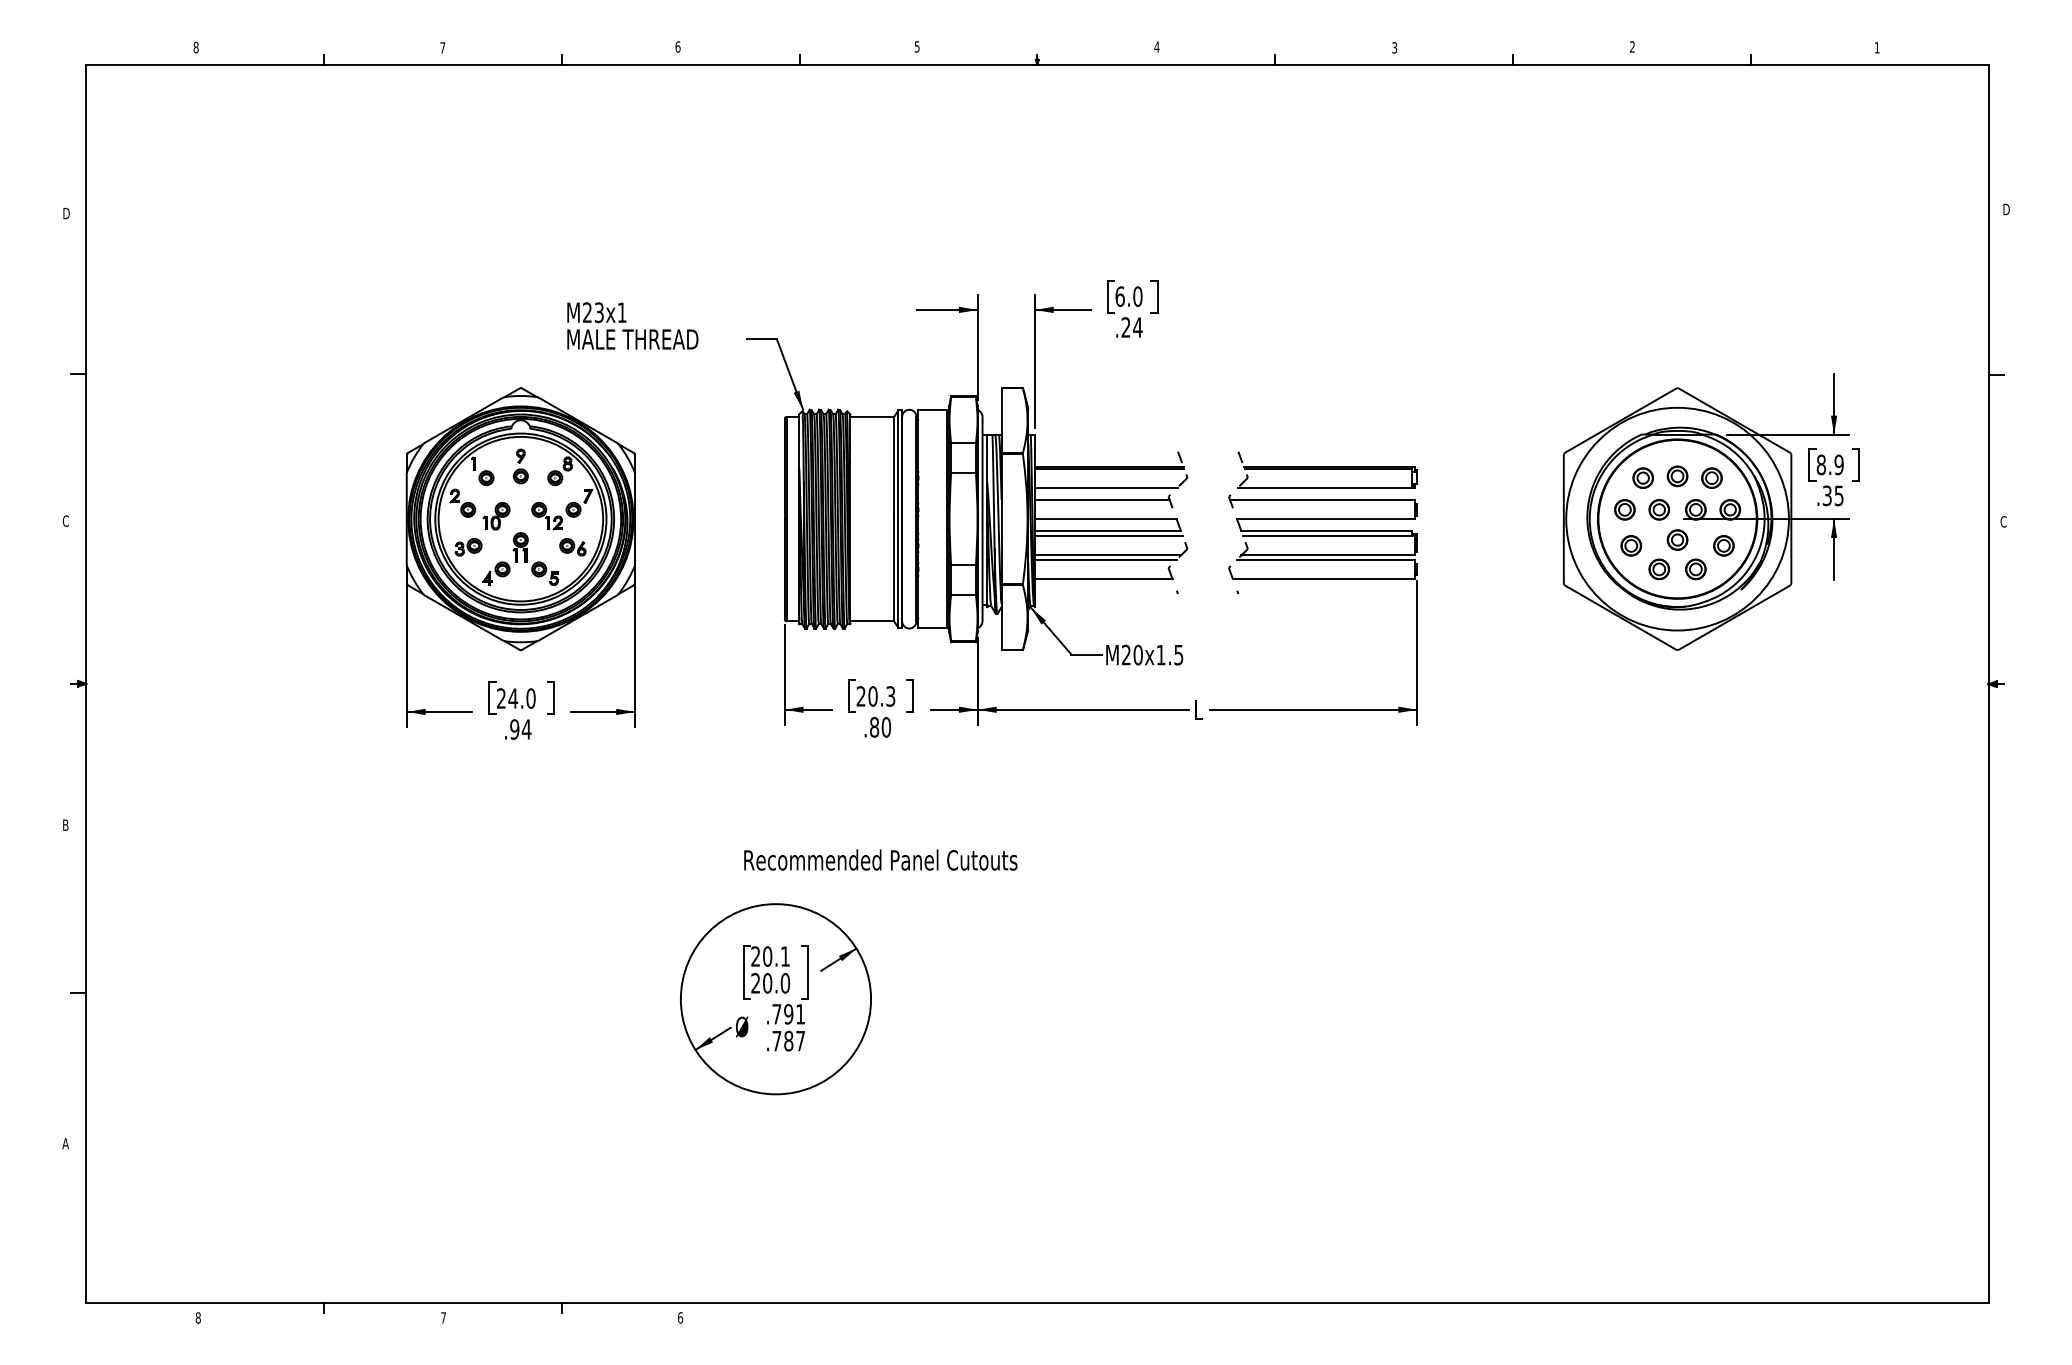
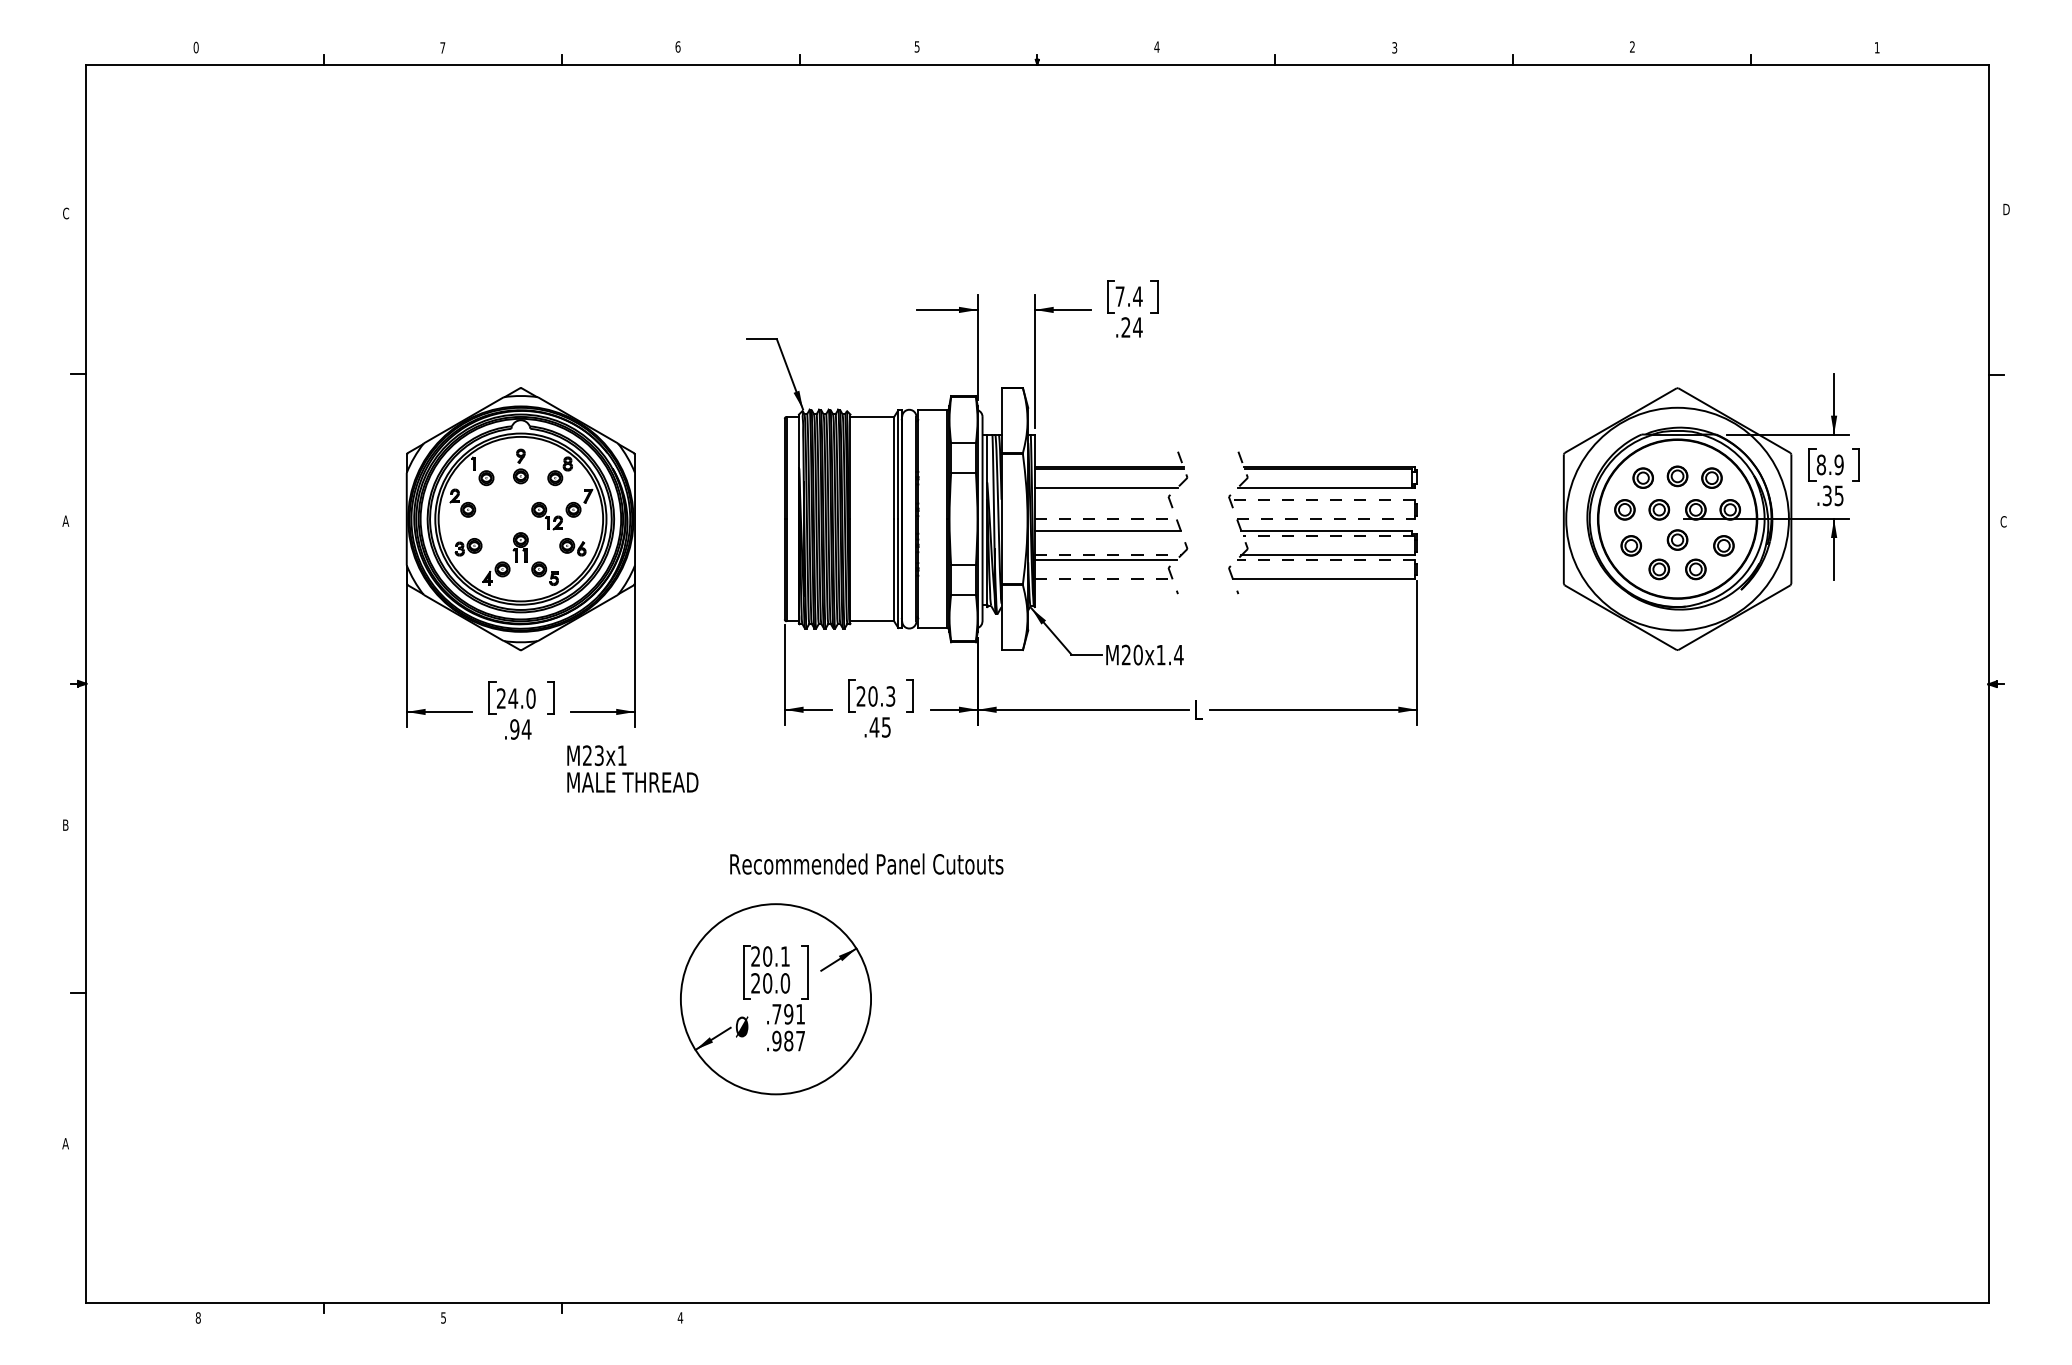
text: 8 -> 0 (195, 47)
text: D -> C (66, 213)
text: 6.0 -> 7.4 (1128, 296)
text position: (632, 325) -> (632, 768) (632, 768)
line: present -> none (1101, 500)
line: solid -> dashed (1321, 500)
part: present -> none (496, 516)
line: solid -> dashed (1105, 519)
line: solid -> dashed (1325, 519)
text: C -> A (65, 520)
line: present -> none (1108, 536)
line: solid -> dashed (1329, 536)
line: solid -> dashed (1108, 555)
line: solid -> dashed (1325, 559)
line: solid -> dashed (1103, 578)
text: M20x1.5 -> M20x1.4 (1178, 655)
text: .80 -> .45 (880, 727)
text position: (880, 859) -> (866, 863) (866, 863)
text: .787 -> .987 (776, 1040)
text: 7 -> 5 (443, 1317)
text: 6 -> 4 (680, 1317)
